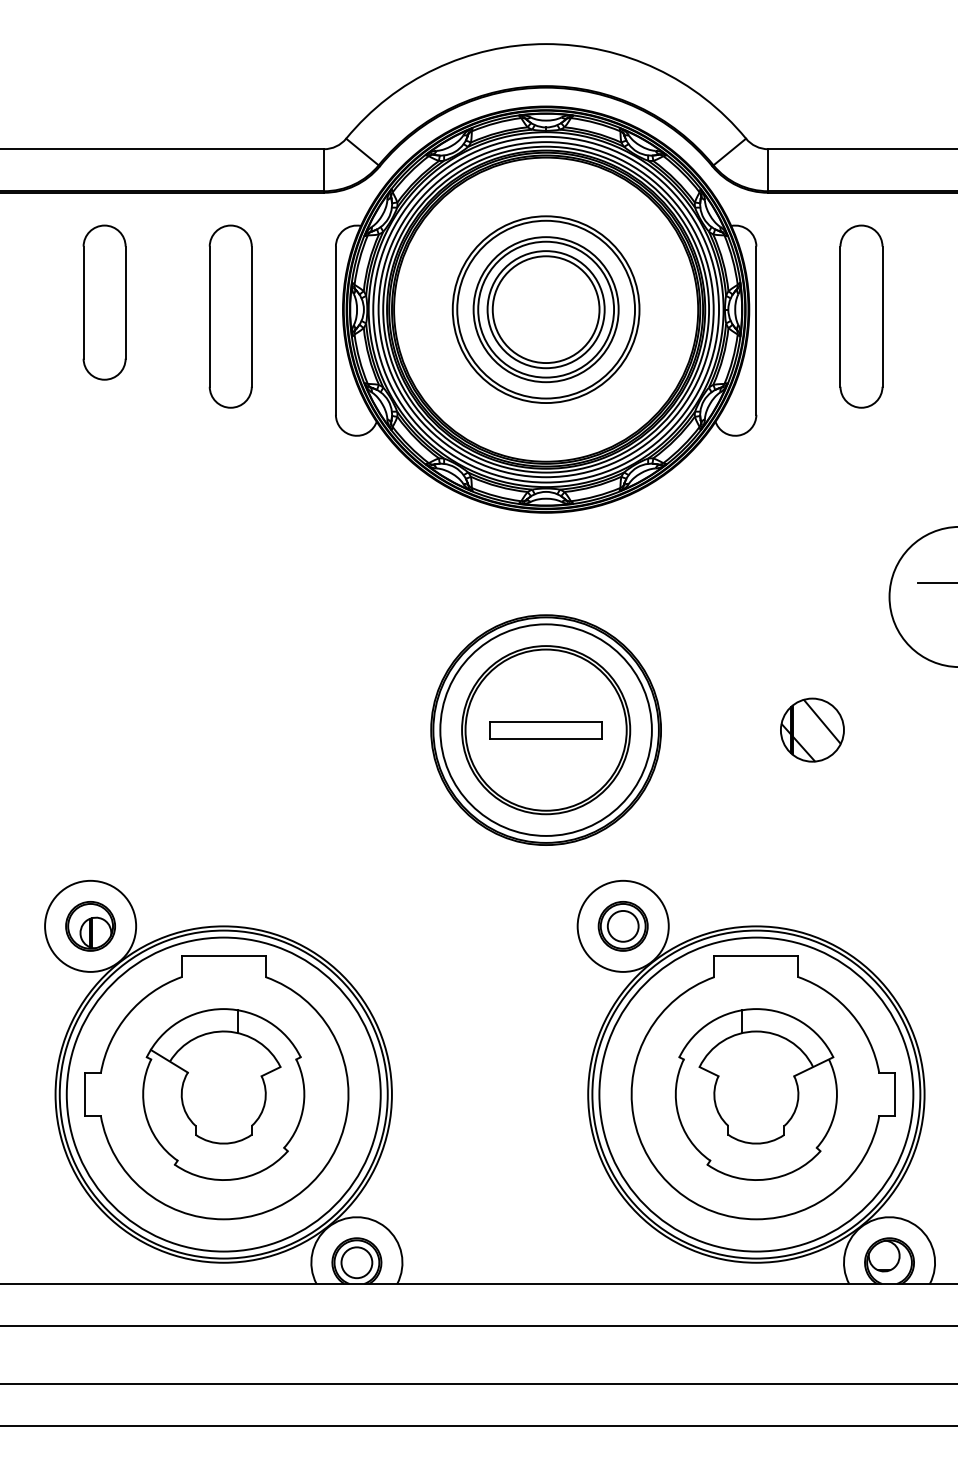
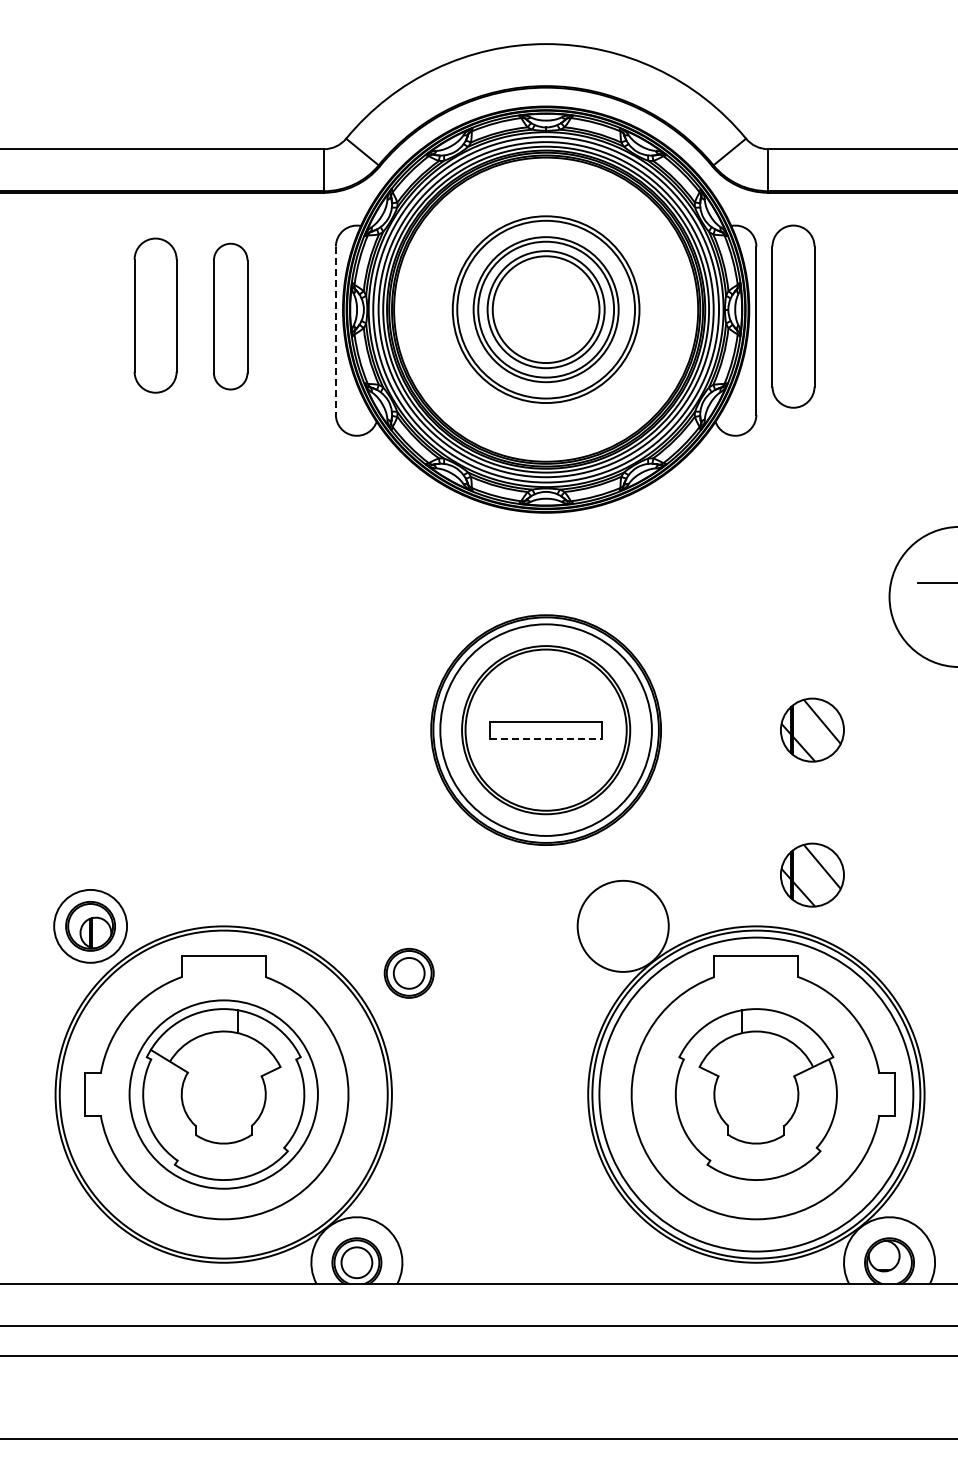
part position: (104, 302) -> (155, 315) (155, 315)
part size: 45x185 px -> 36x149 px (230, 316)
part position: (861, 316) -> (793, 316) (793, 316)
line: solid -> dashed (335, 331)
line: solid -> dashed (546, 738)
part: none -> present (812, 874)
circle diameter: 91 px -> 73 px (90, 925)
part position: (622, 926) -> (408, 973) (408, 973)
circle diameter: 314 px -> 188 px (223, 1094)
line position: (478, 1383) -> (478, 1355) (478, 1355)
line position: (478, 1425) -> (478, 1438) (478, 1438)
